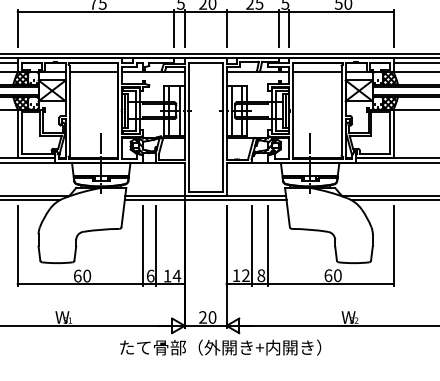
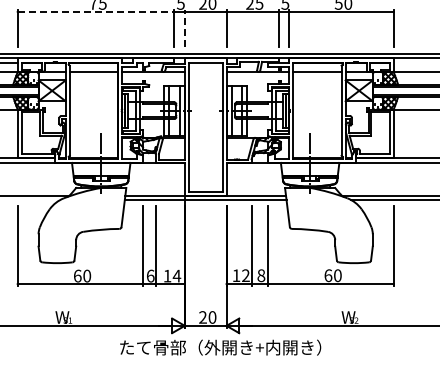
line: solid -> dashed (96, 11)
line: solid -> dashed (184, 28)
line: present -> none (414, 63)
line: present -> none (31, 199)
